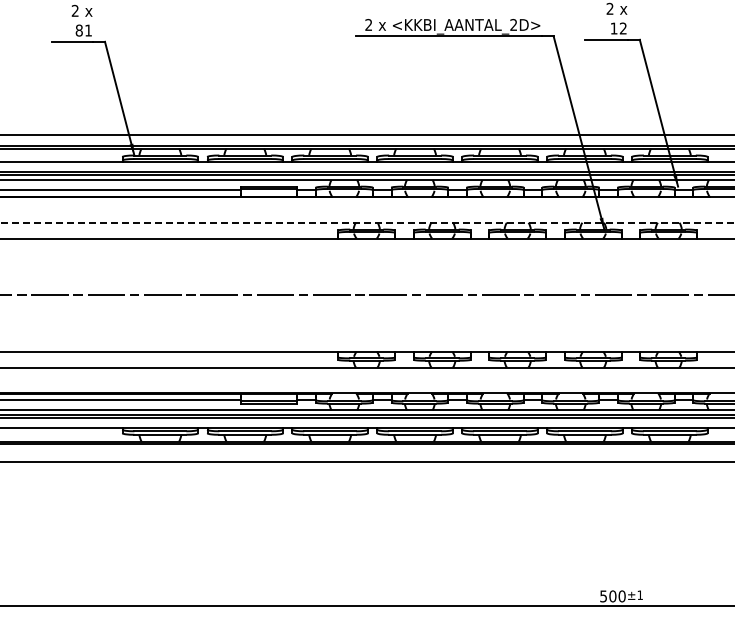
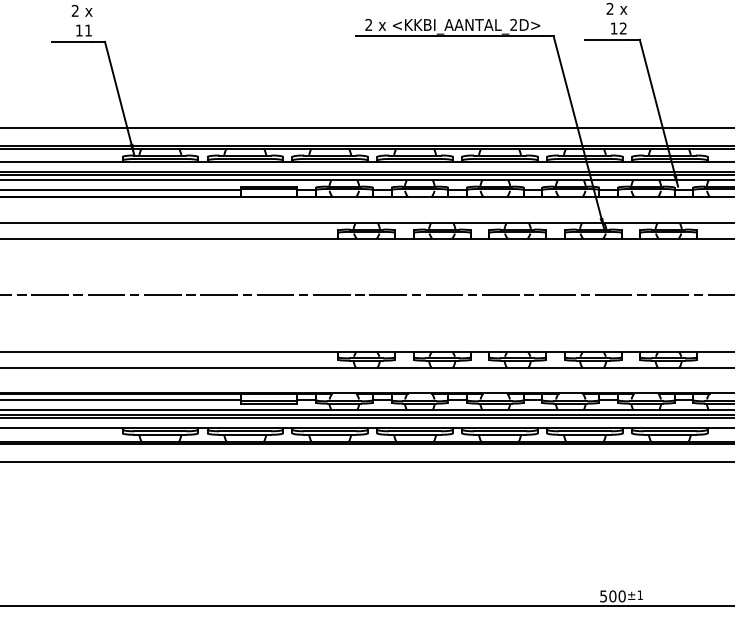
text: 81 -> 11 (78, 30)
line position: (366, 134) -> (366, 127) (366, 127)
line: dashed -> solid (367, 222)
